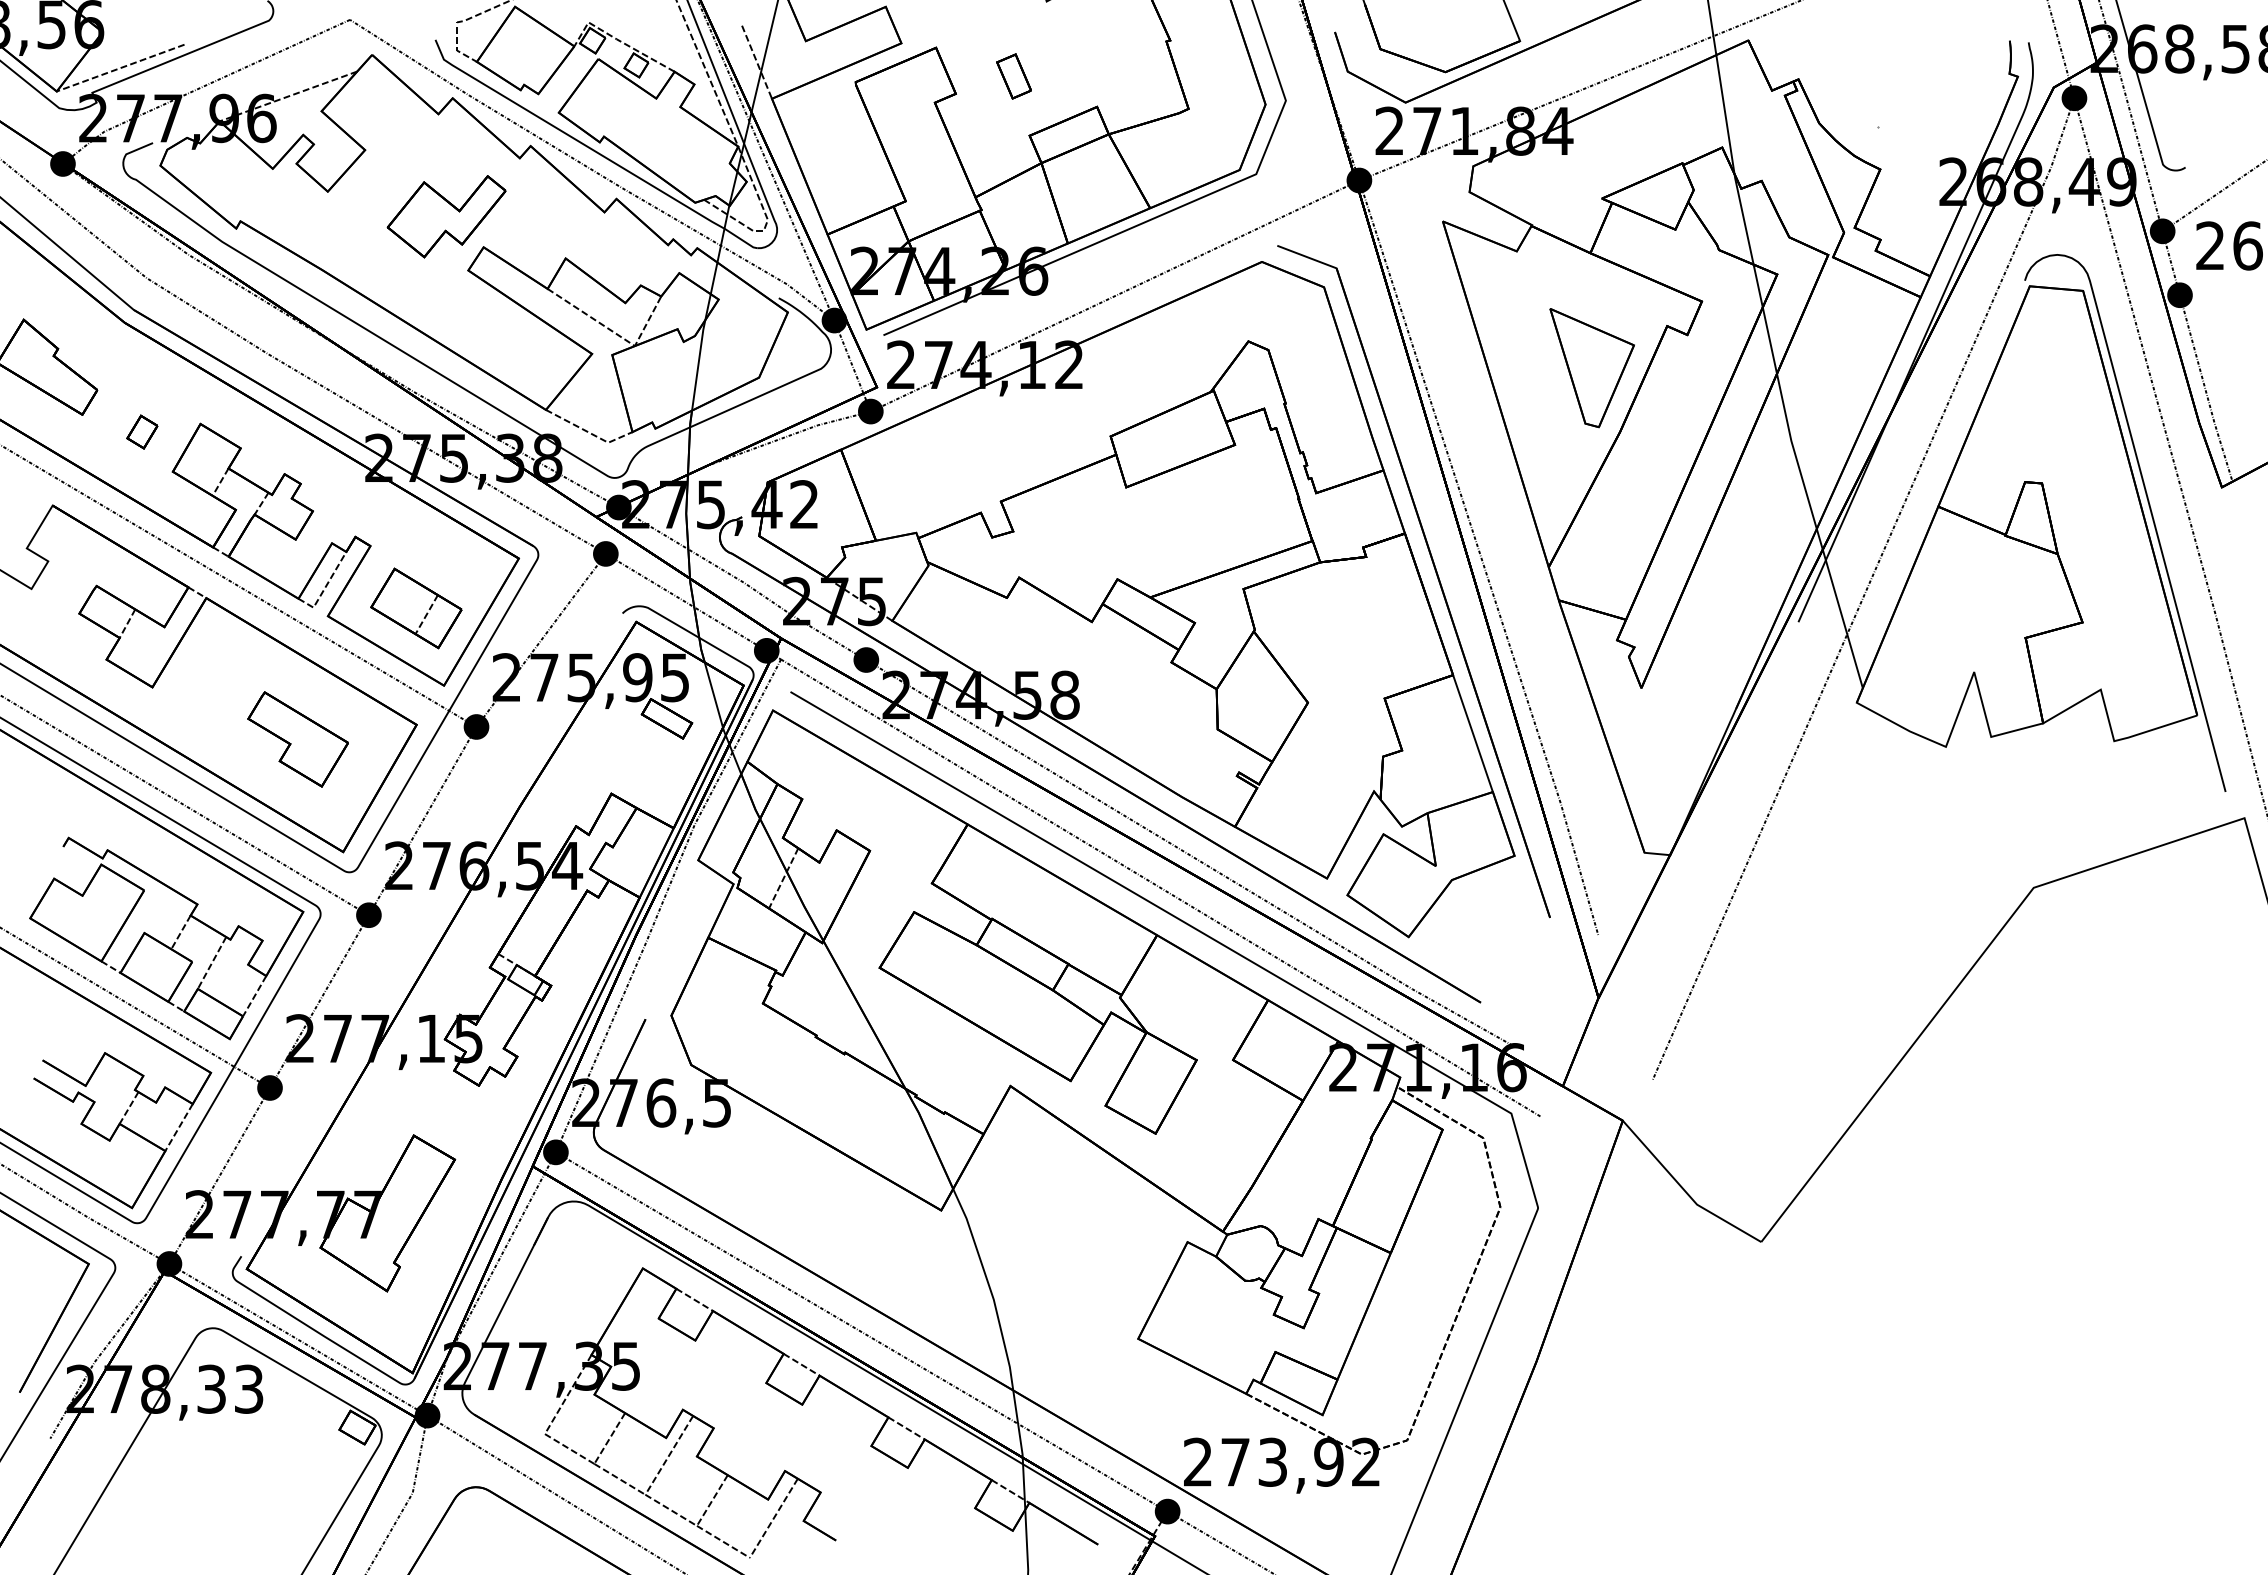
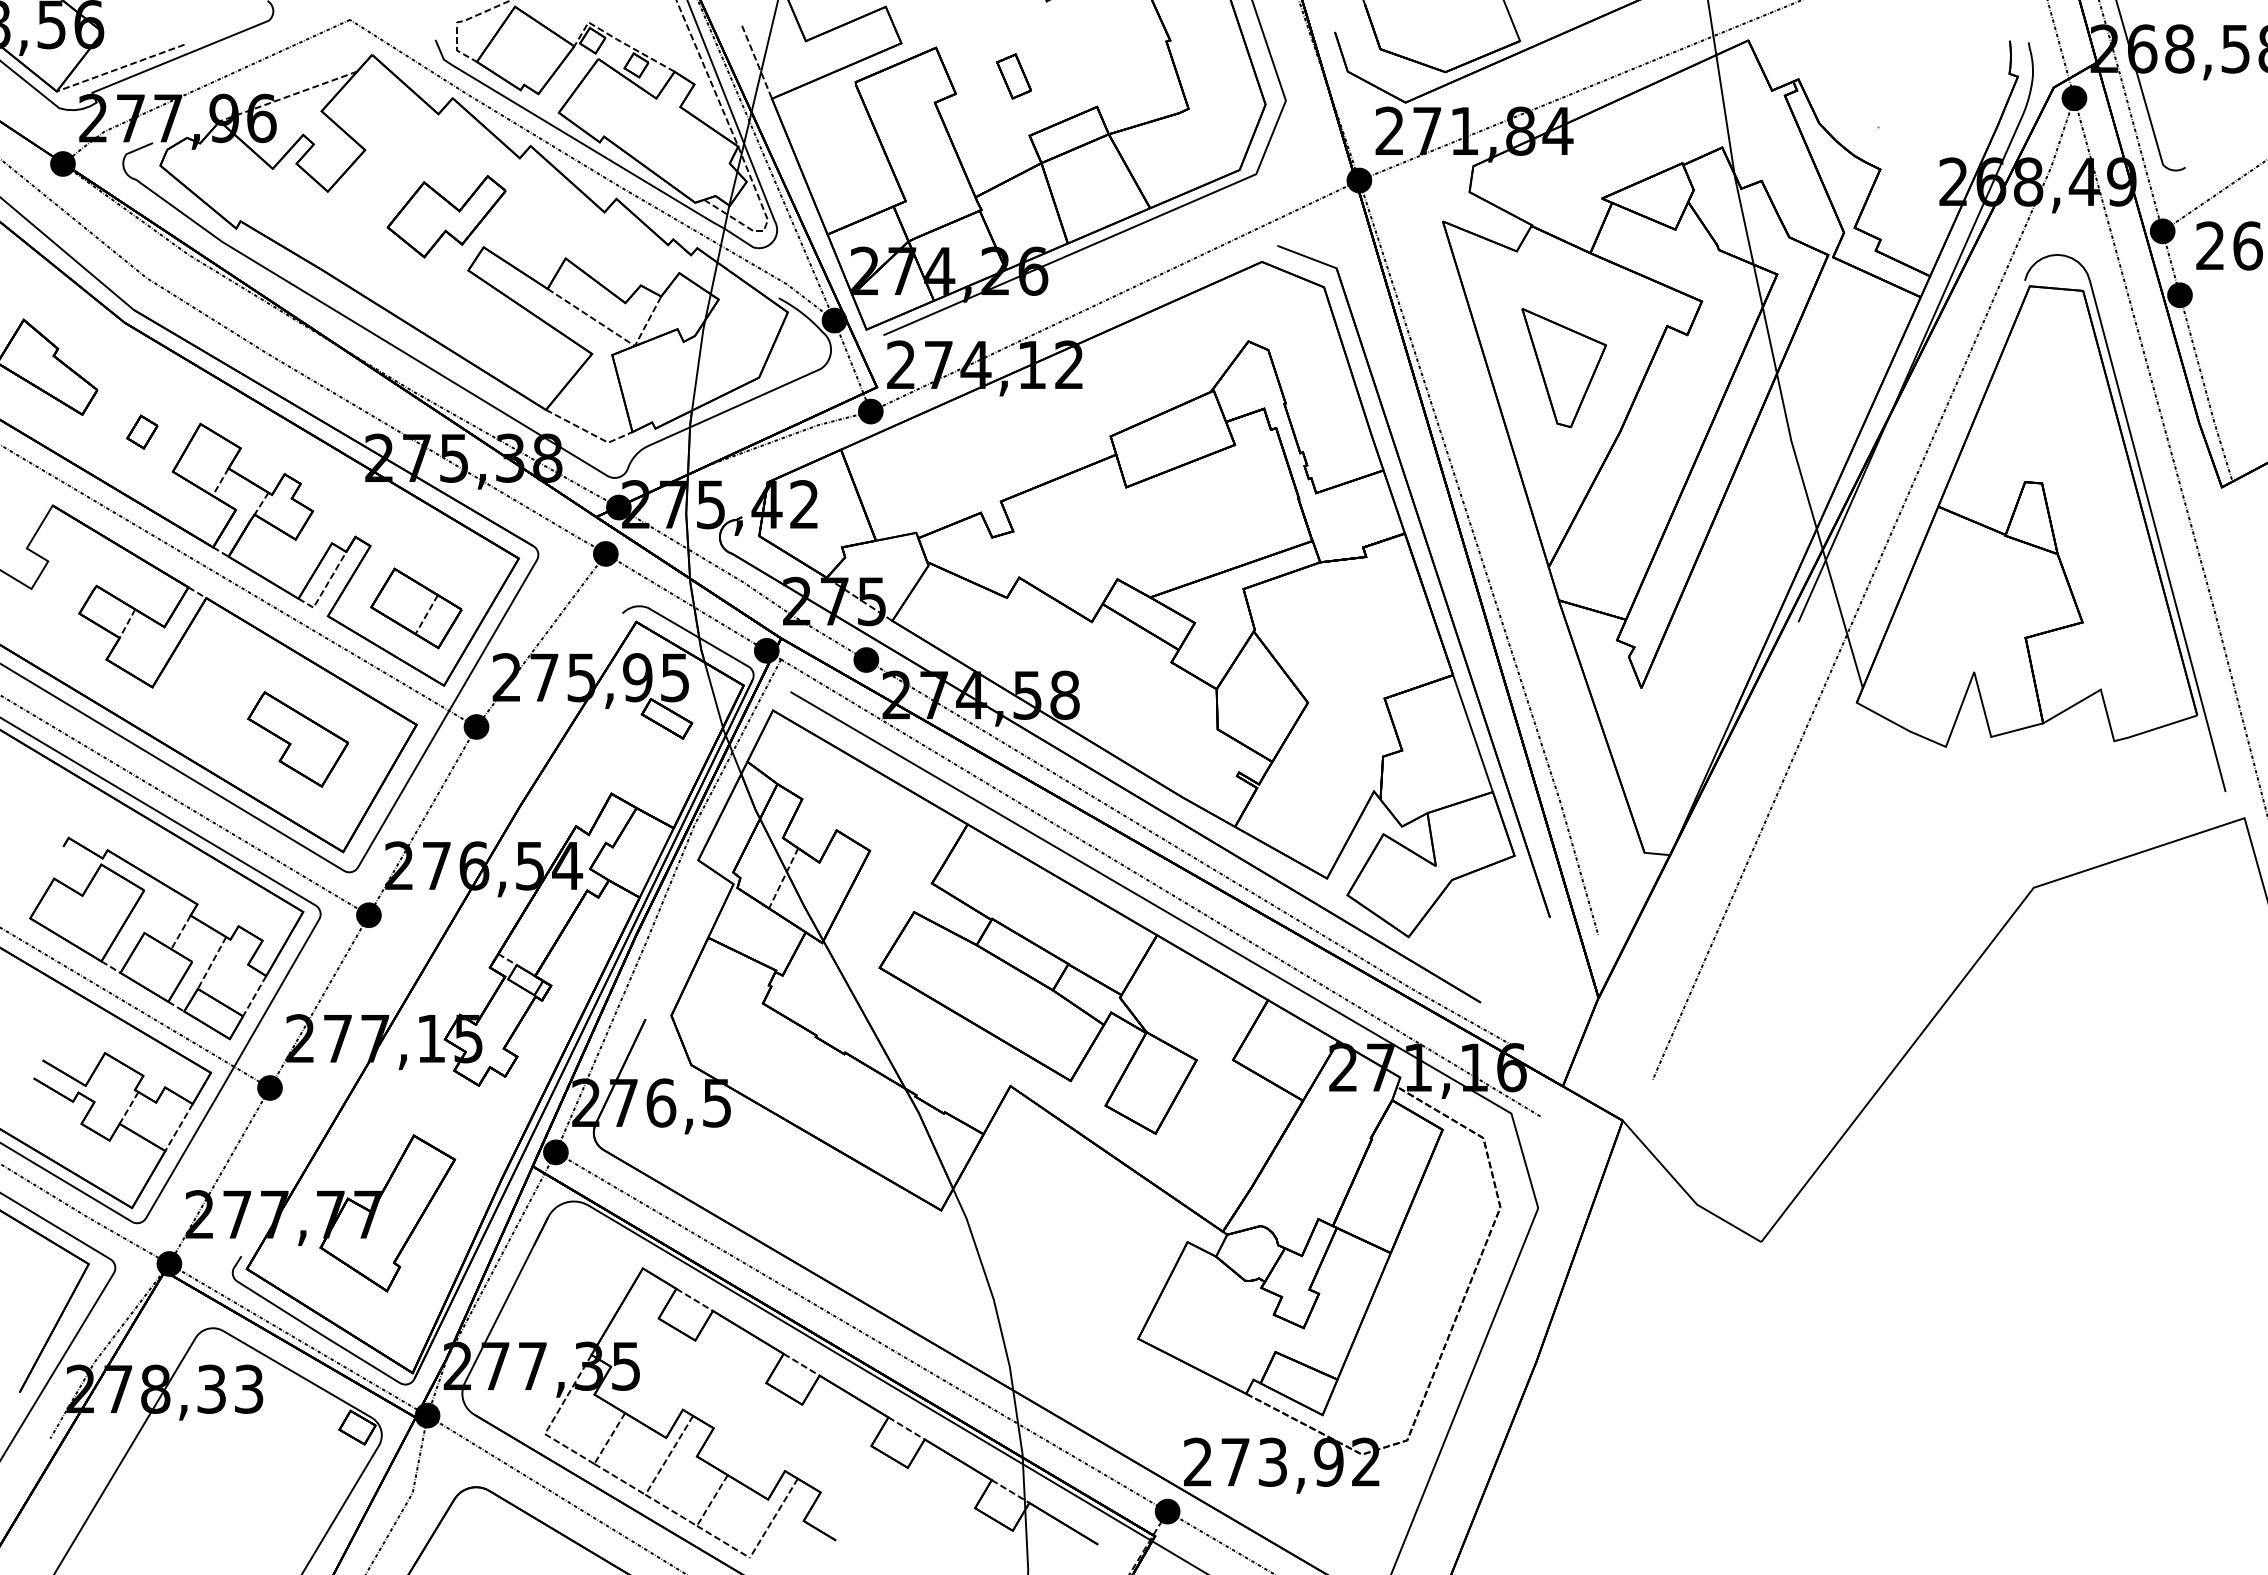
part position: (1591, 368) -> (1563, 368) (1563, 368)
